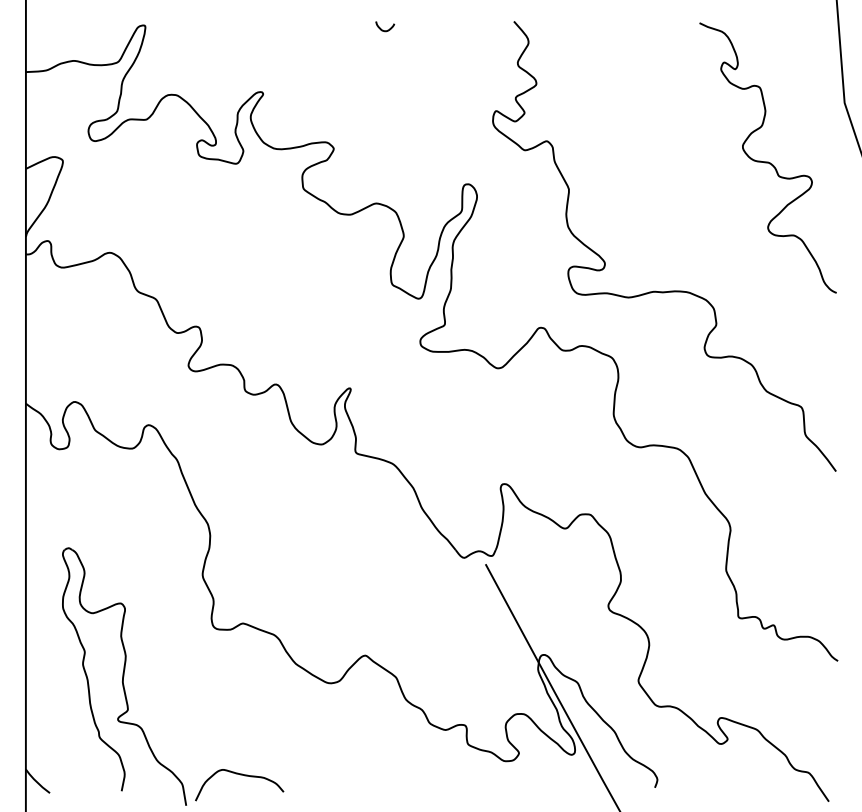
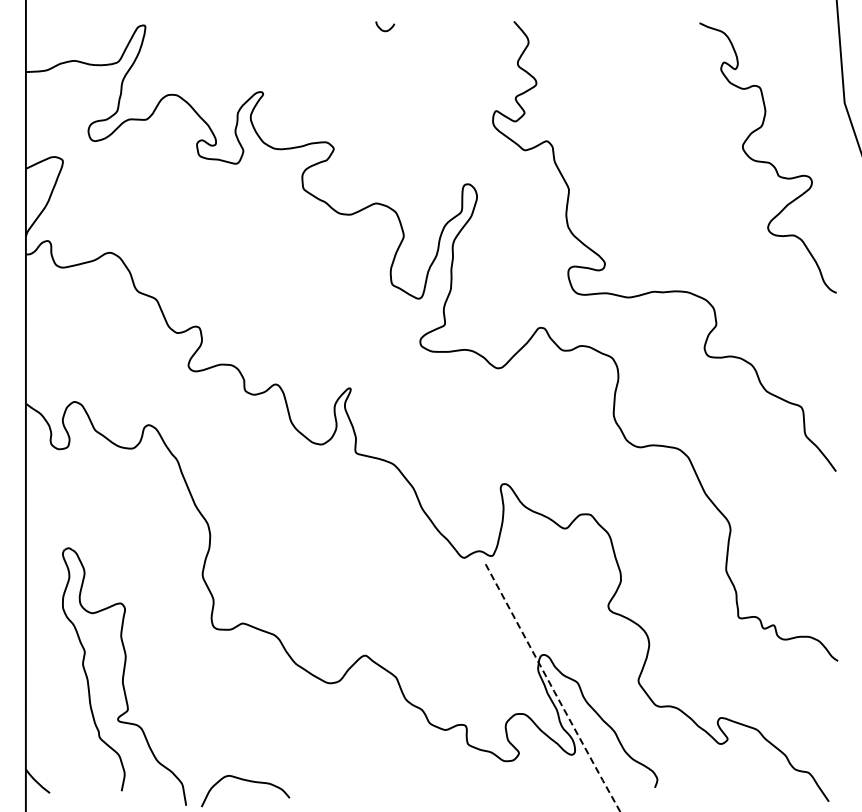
line: solid -> dashed (552, 689)
curve position: (240, 775) -> (246, 781) (246, 781)
